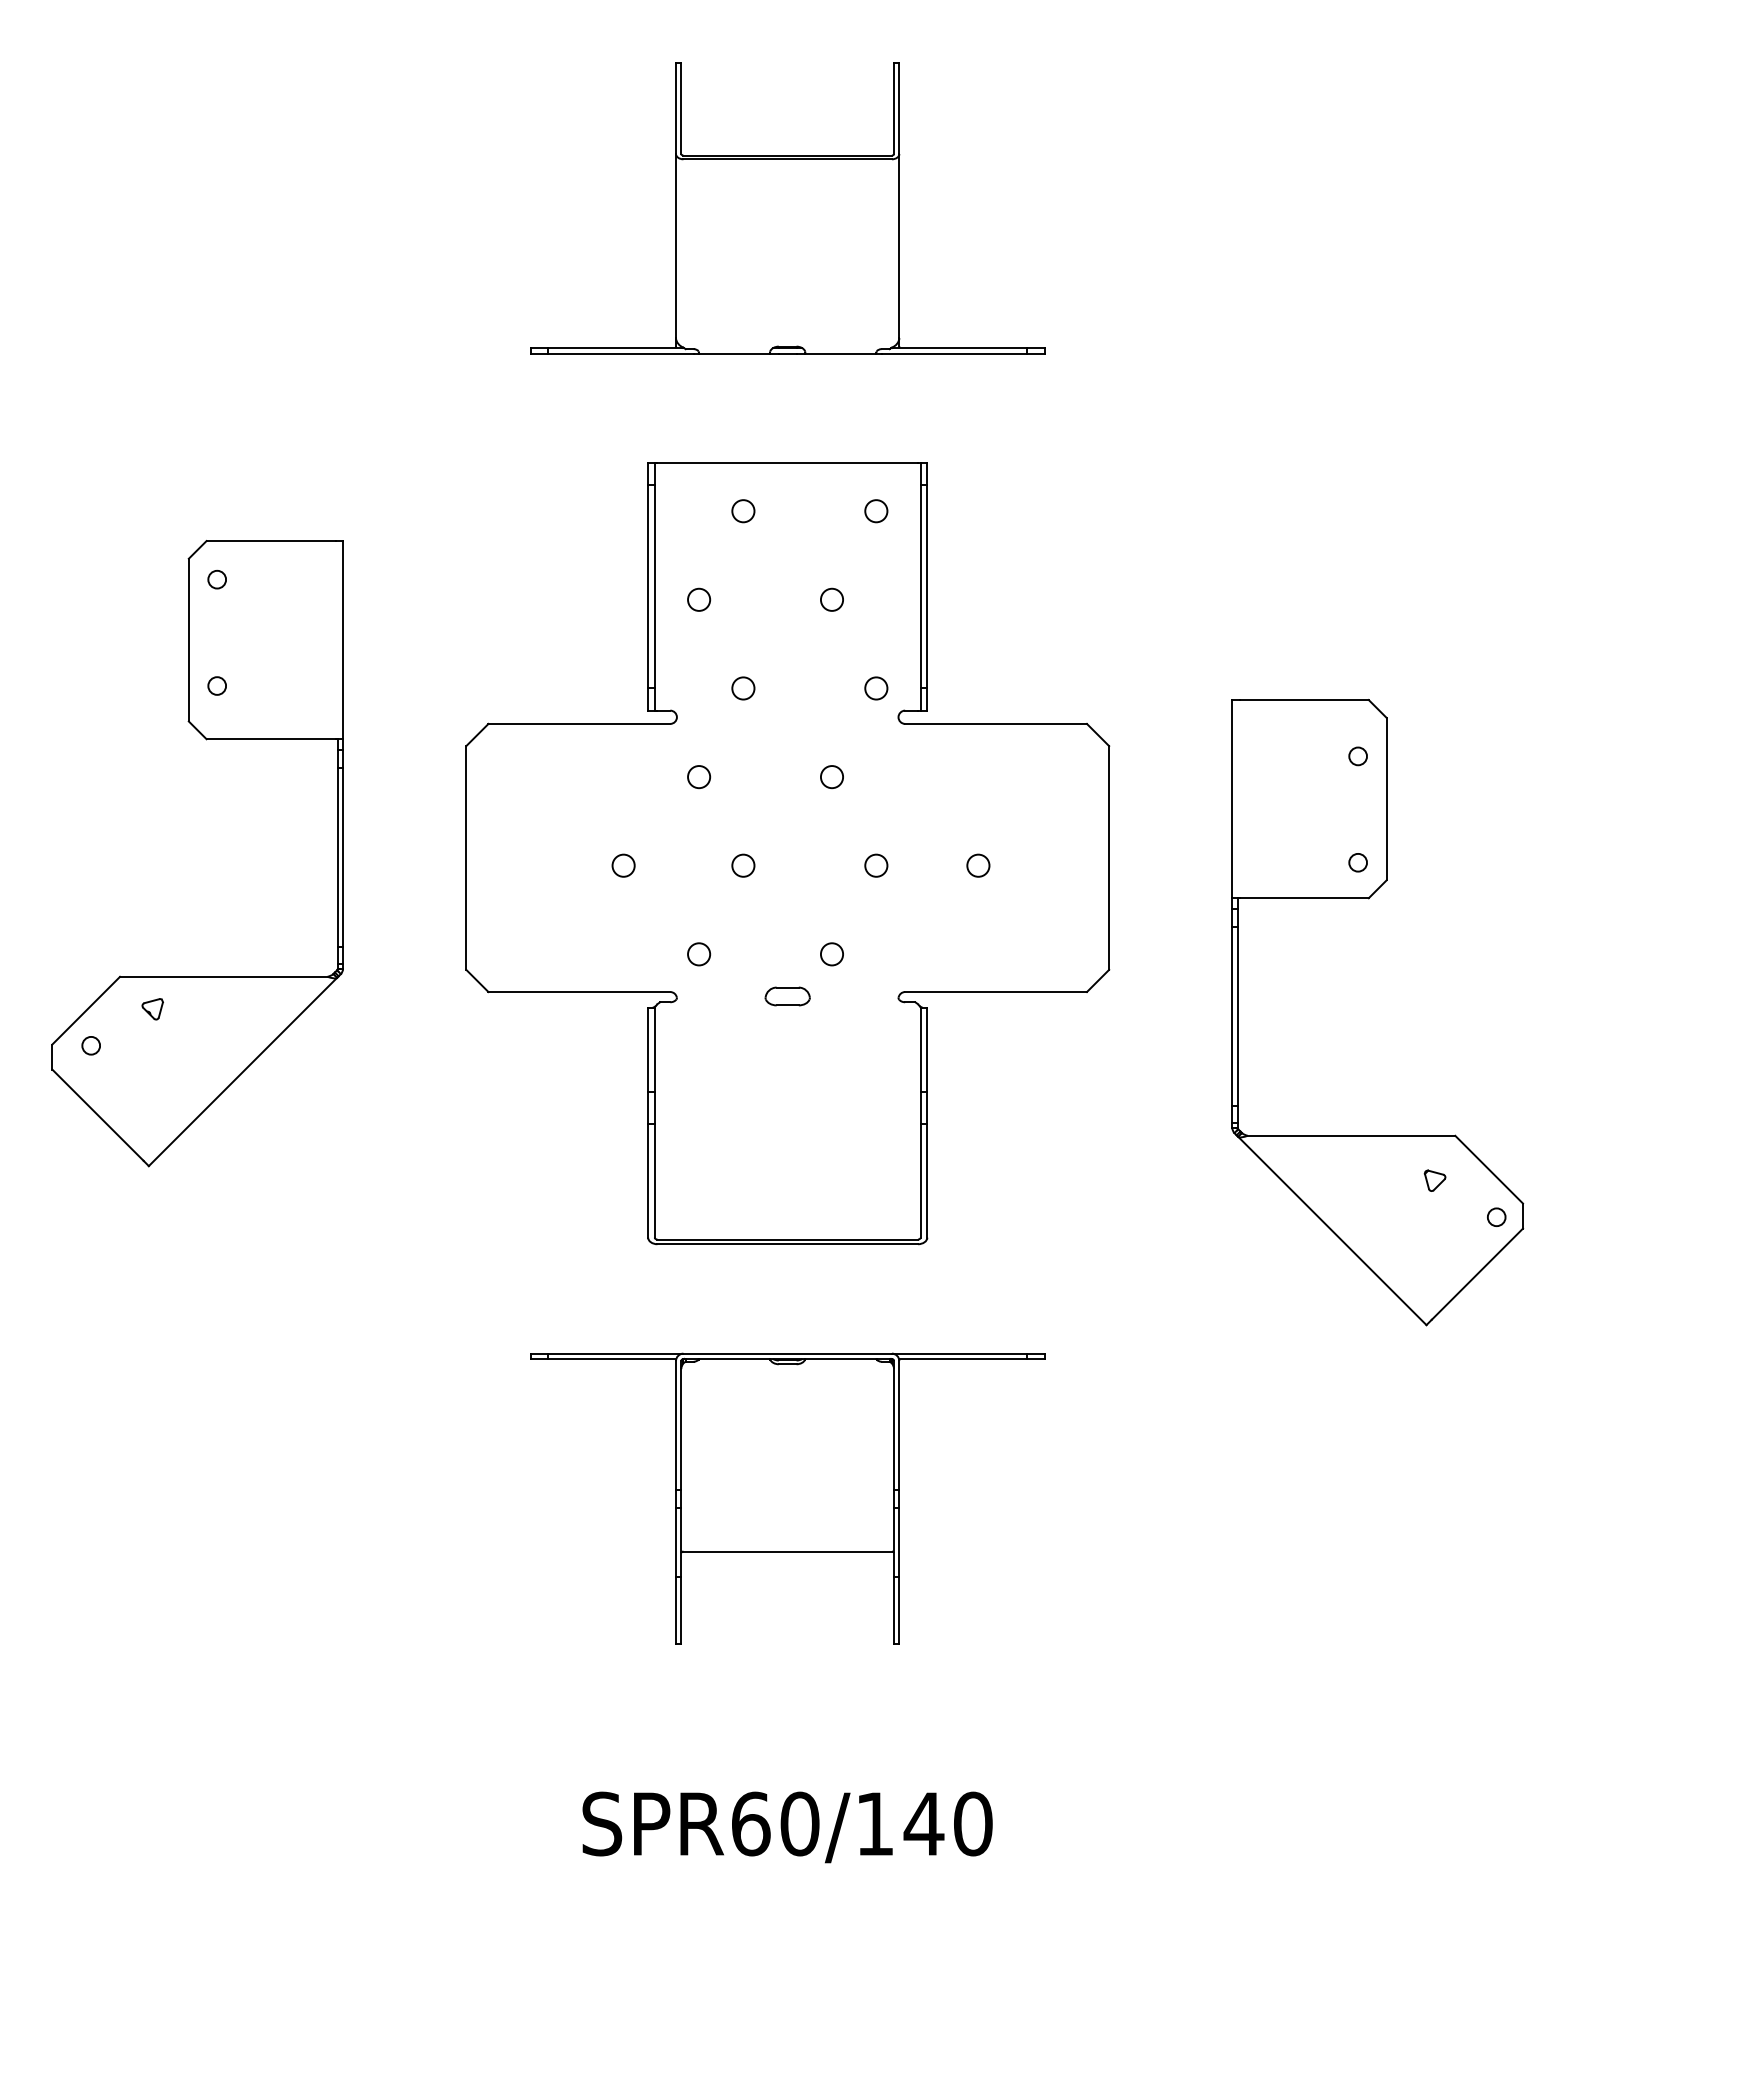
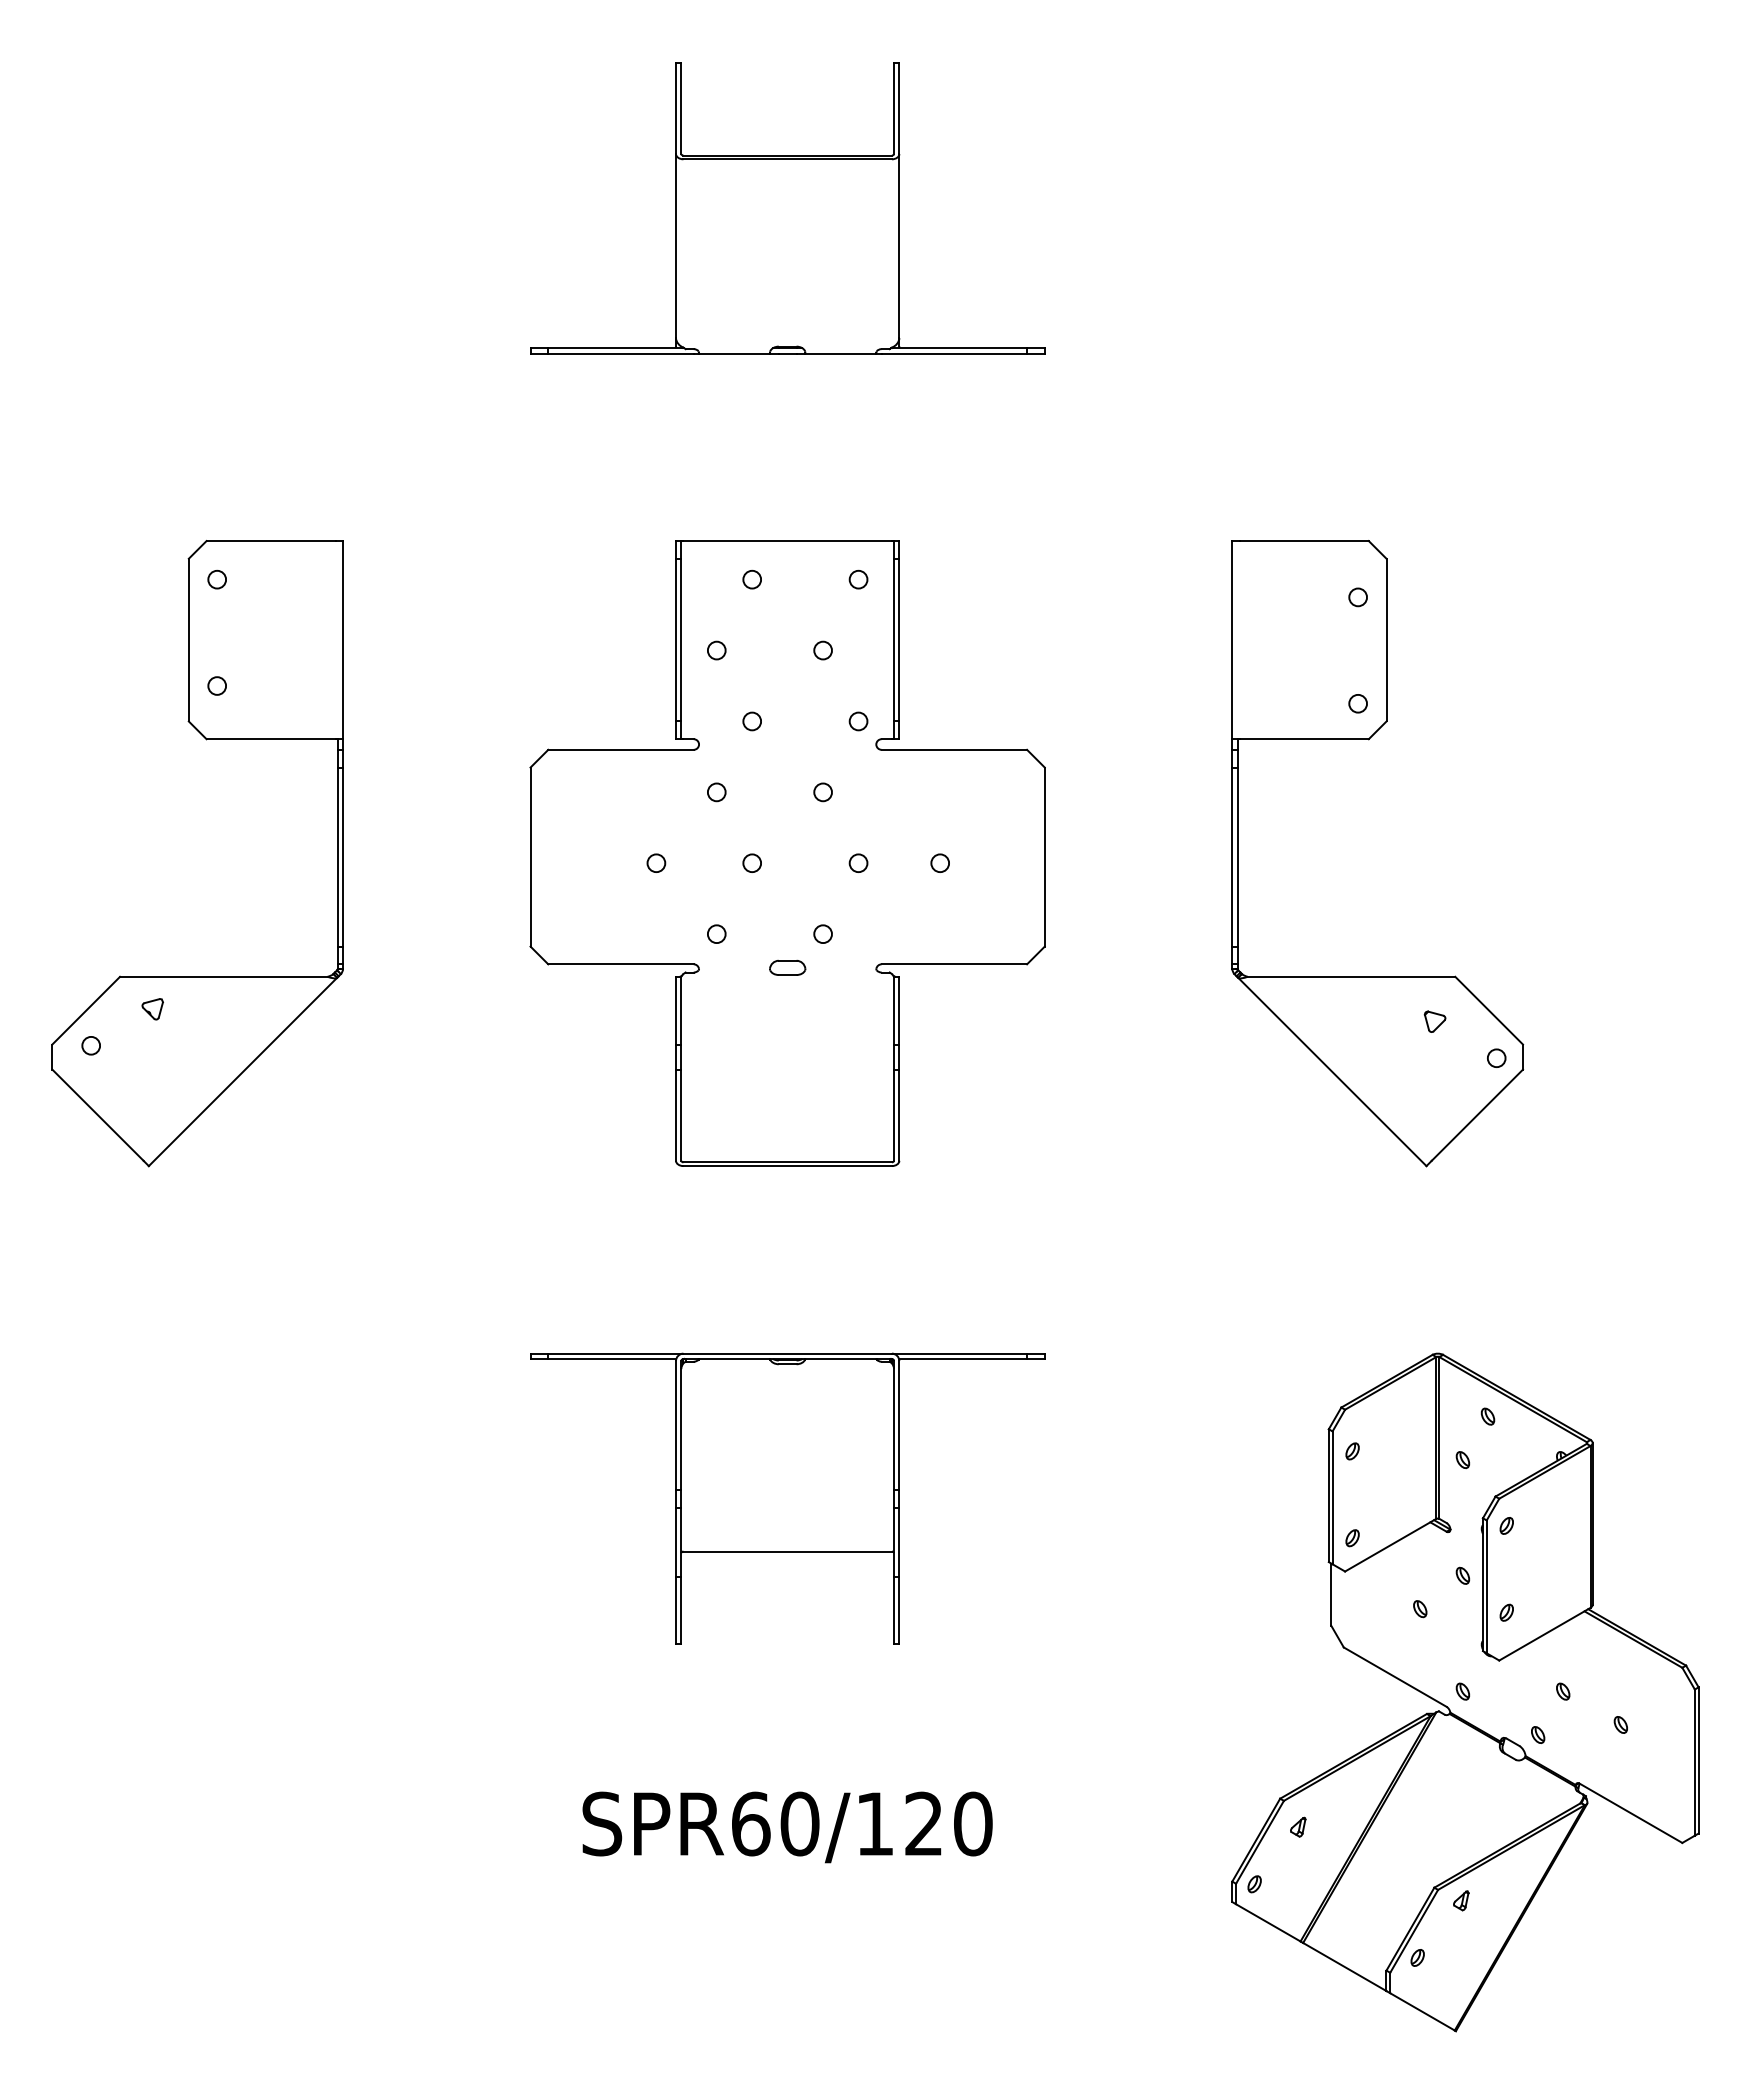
part size: 646x784 px -> 517x627 px (787, 853)
part position: (1368, 899) -> (1368, 740) (1368, 740)
part: none -> present (1465, 1692)
text: SPR60/140 -> SPR60/120 (923, 1823)
